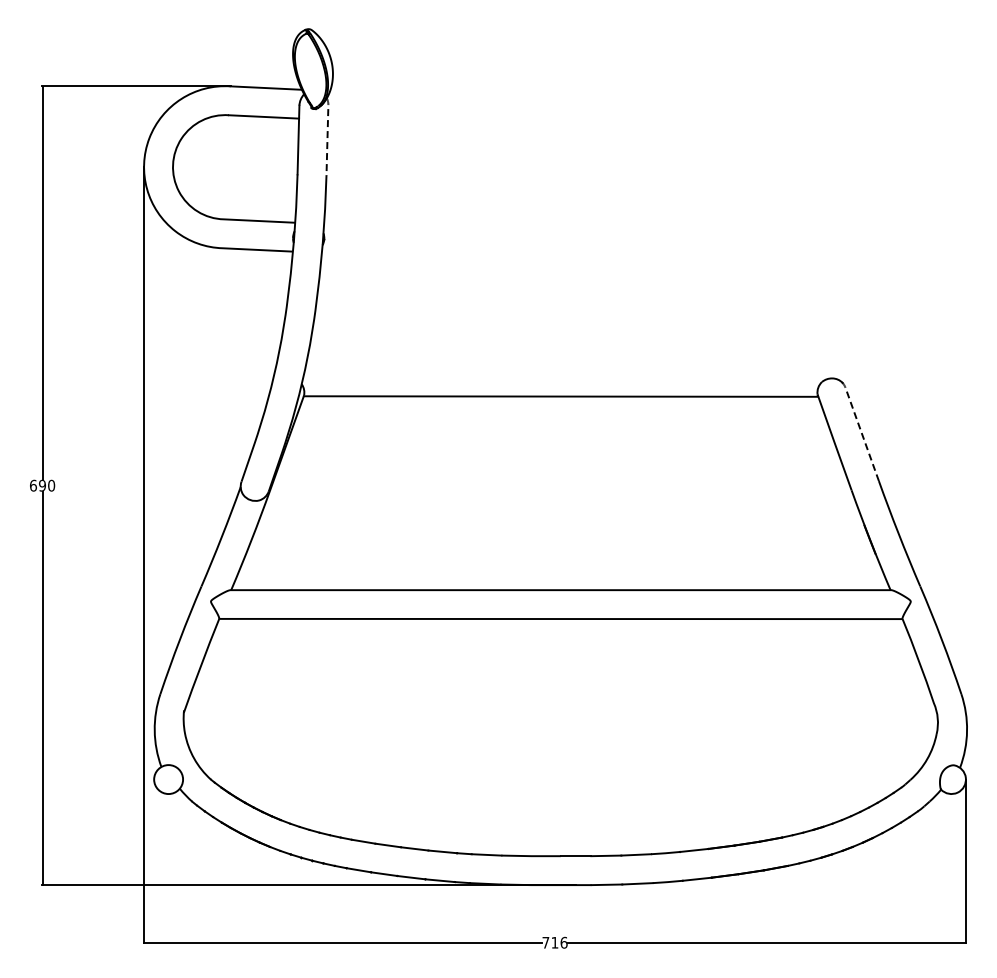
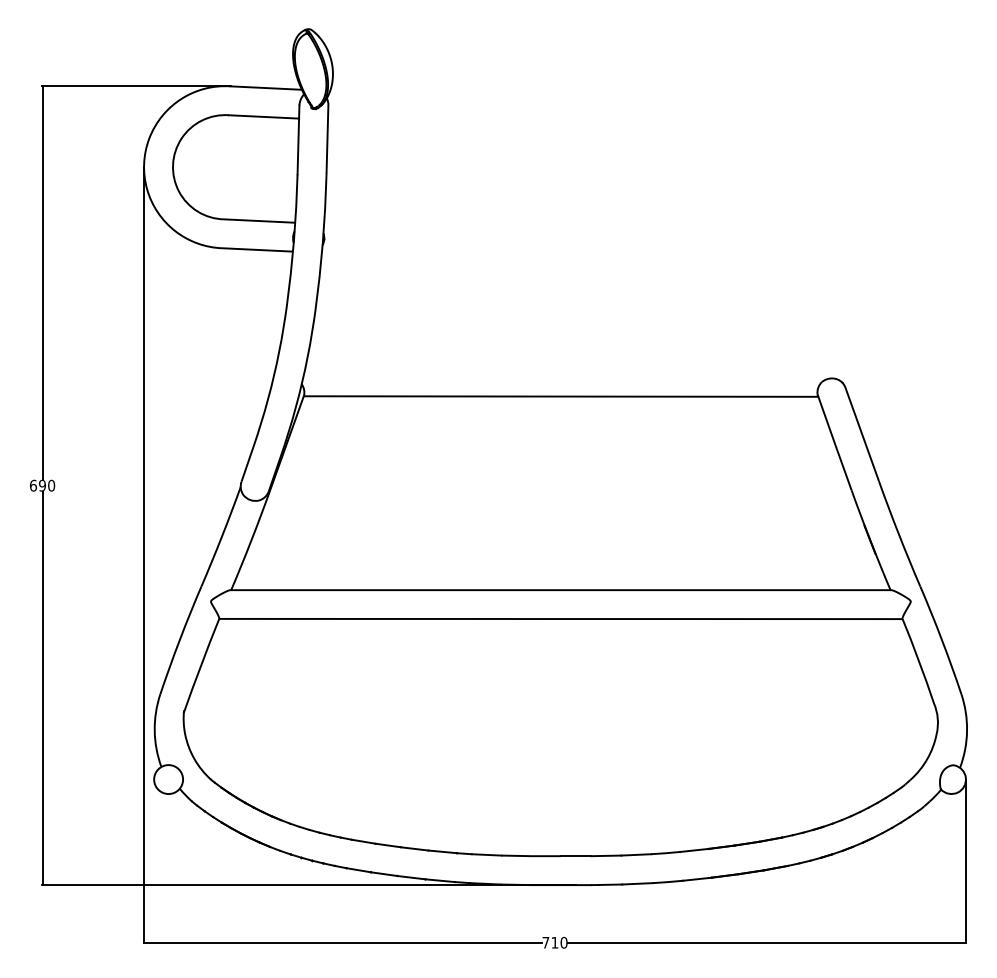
line: dashed -> solid (327, 134)
line: dashed -> solid (860, 428)
text: 716 -> 710 (563, 942)
